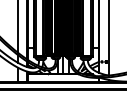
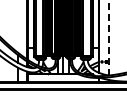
line: present -> none (18, 27)
line: solid -> dashed (108, 37)
